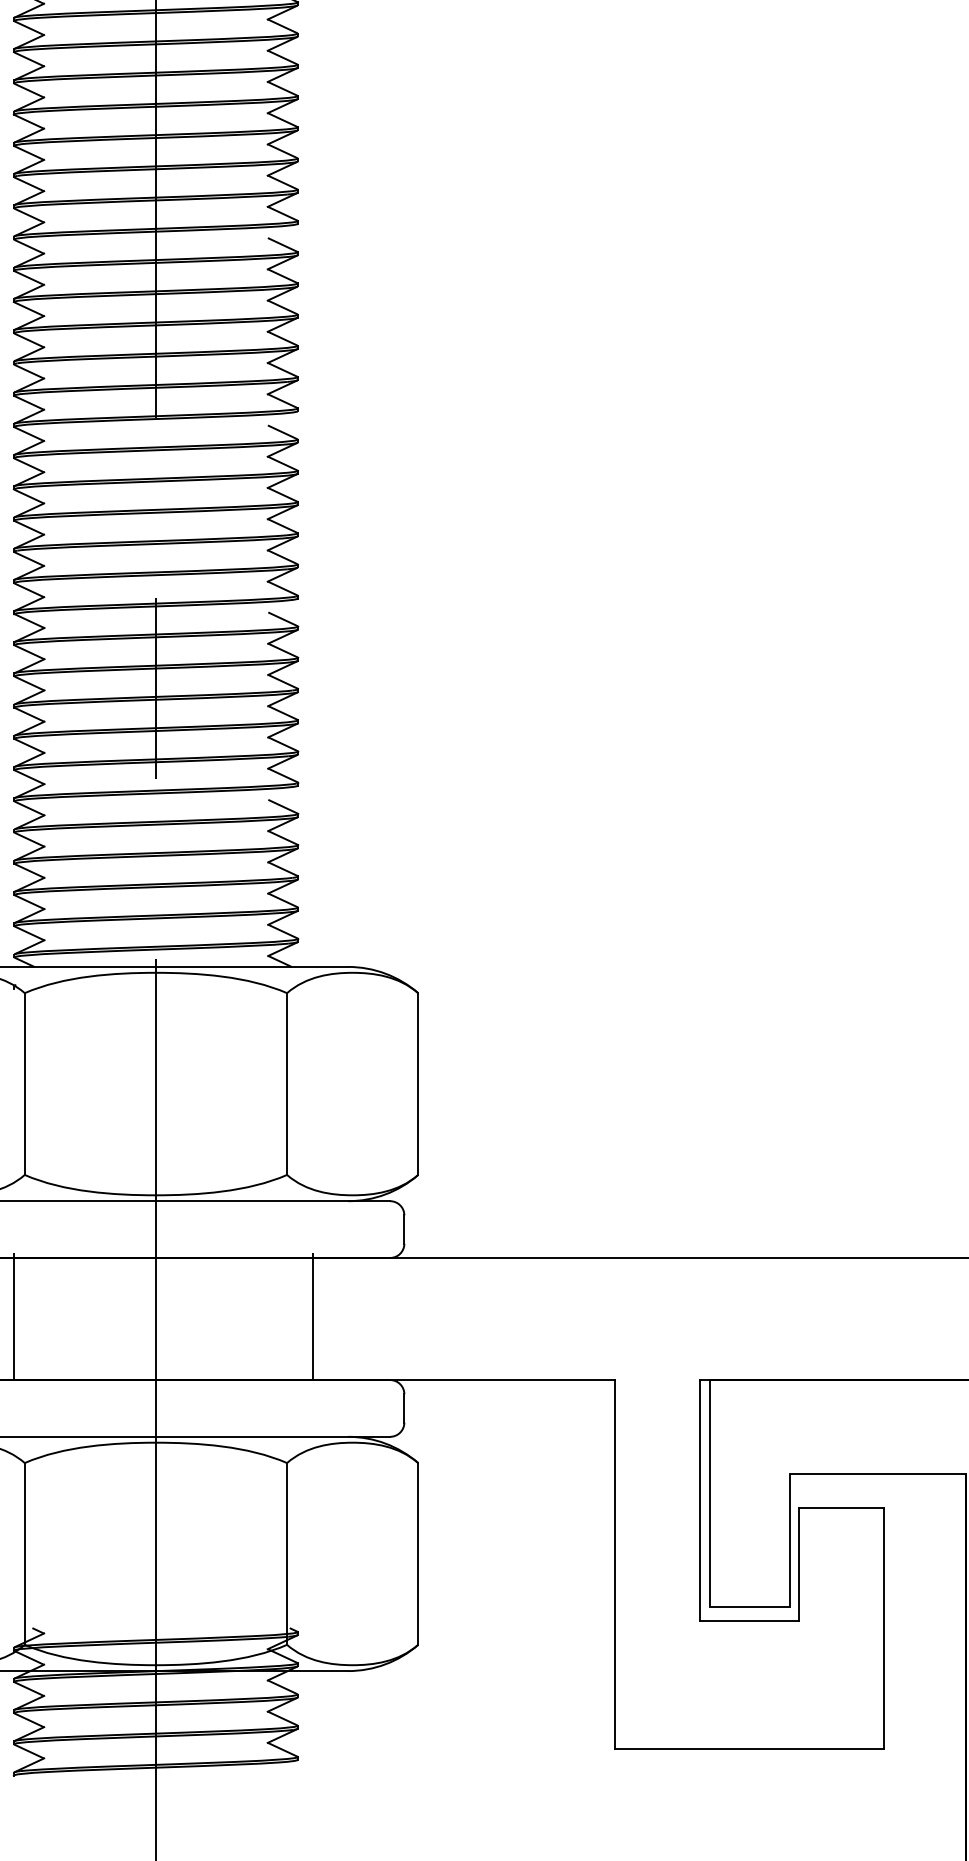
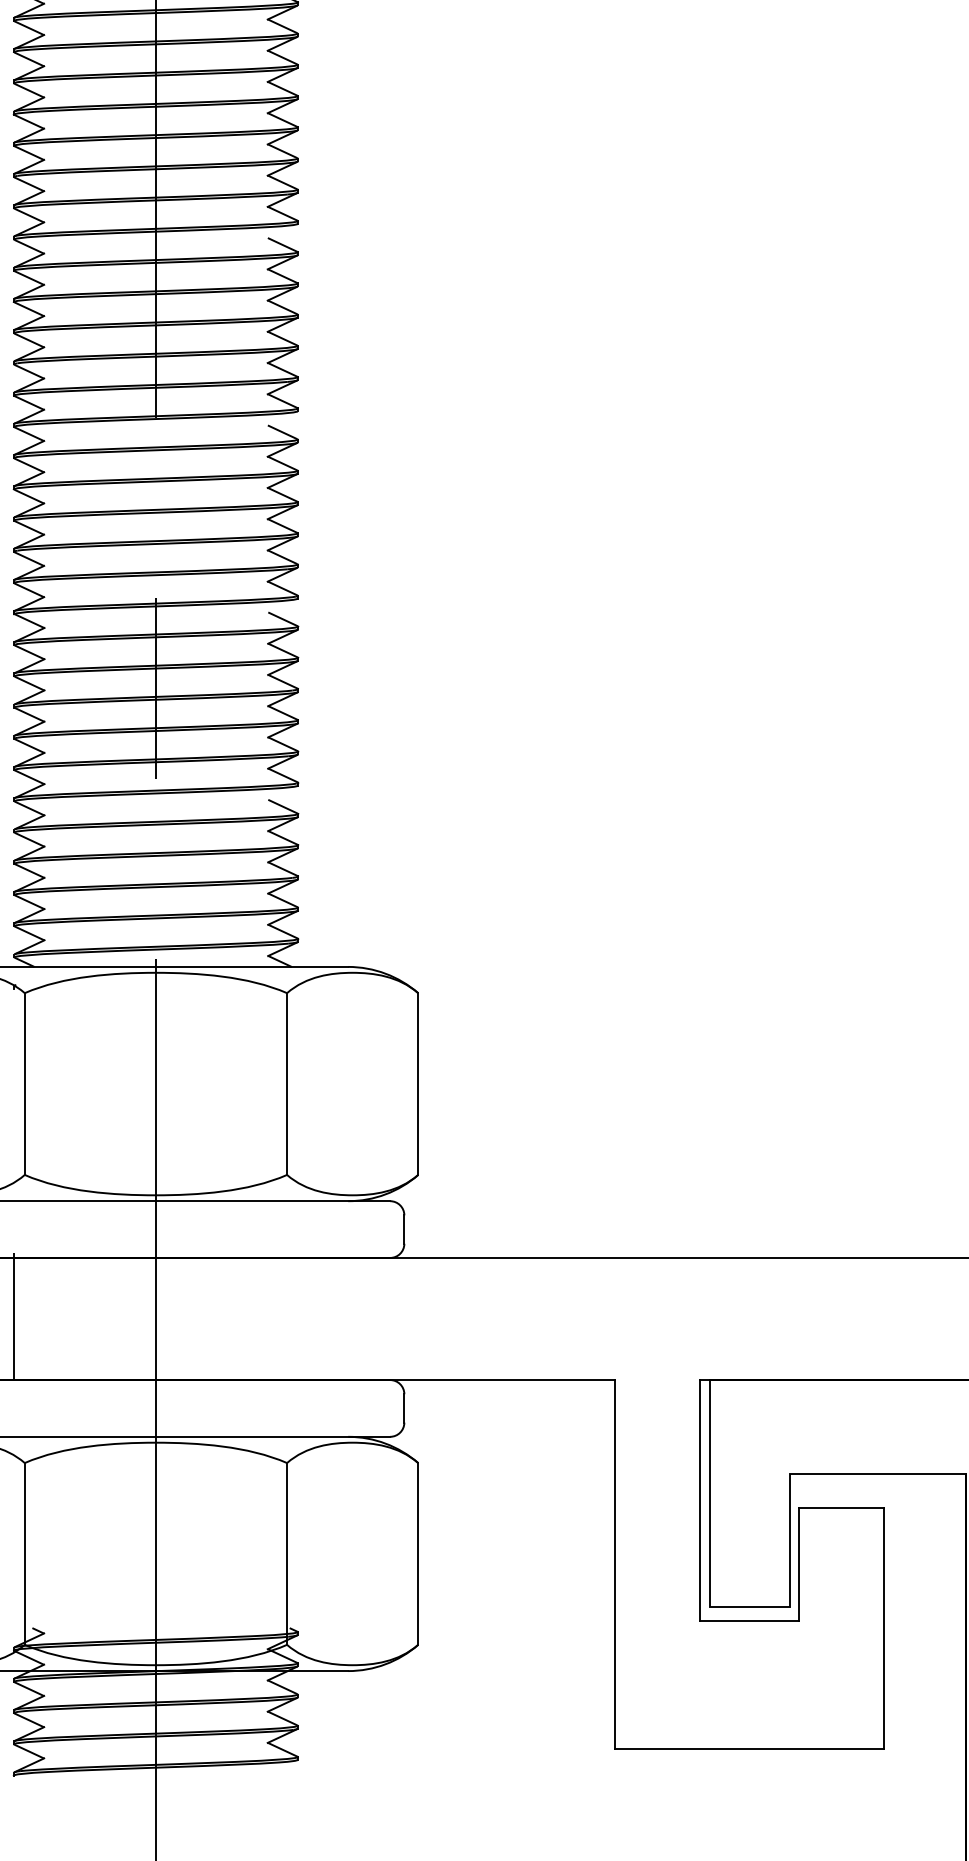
line: present -> none (312, 1316)
